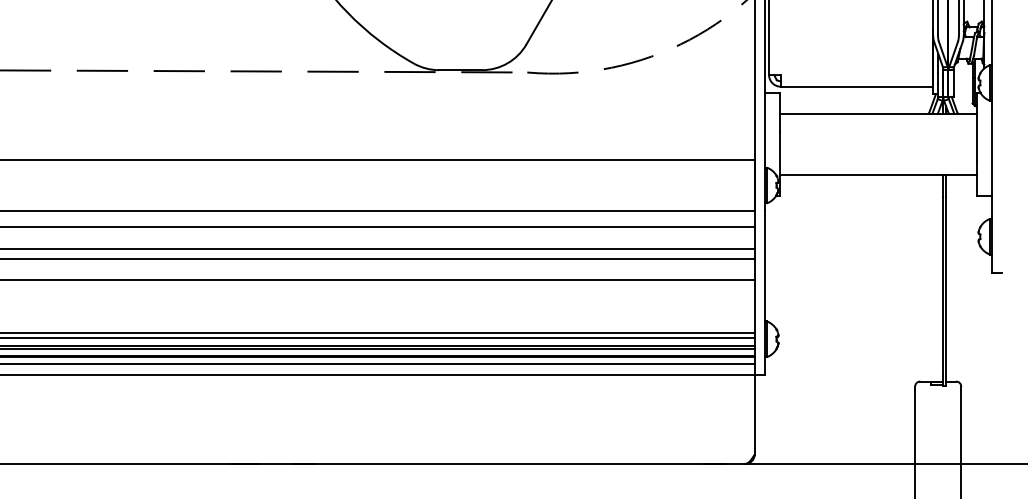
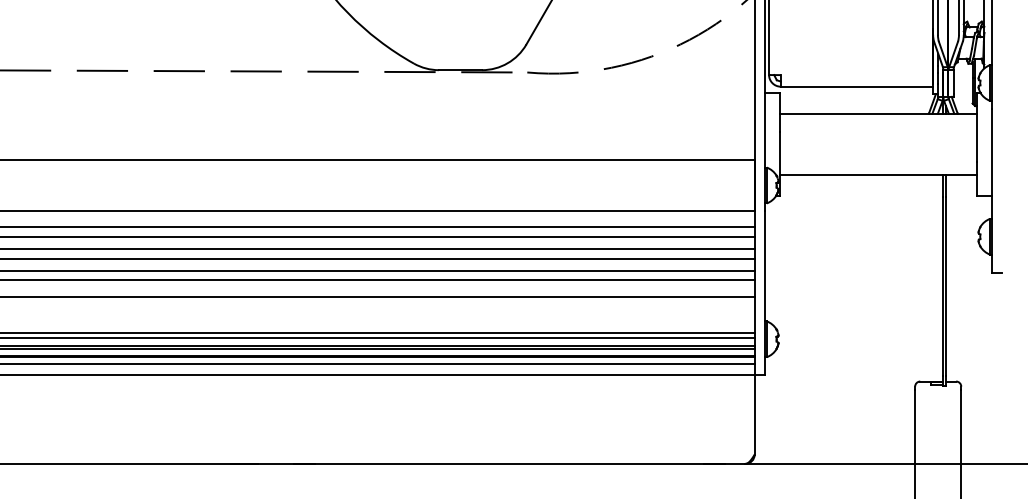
line: none -> present (378, 237)
line: none -> present (378, 270)
line: none -> present (378, 296)
